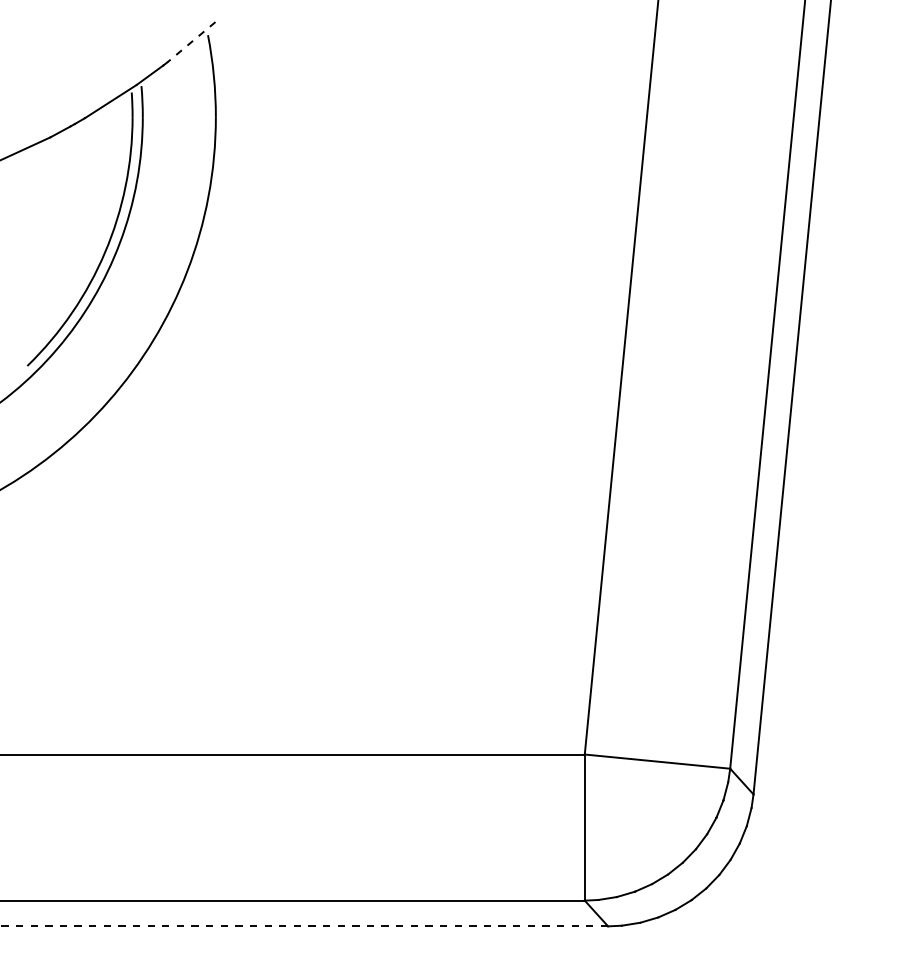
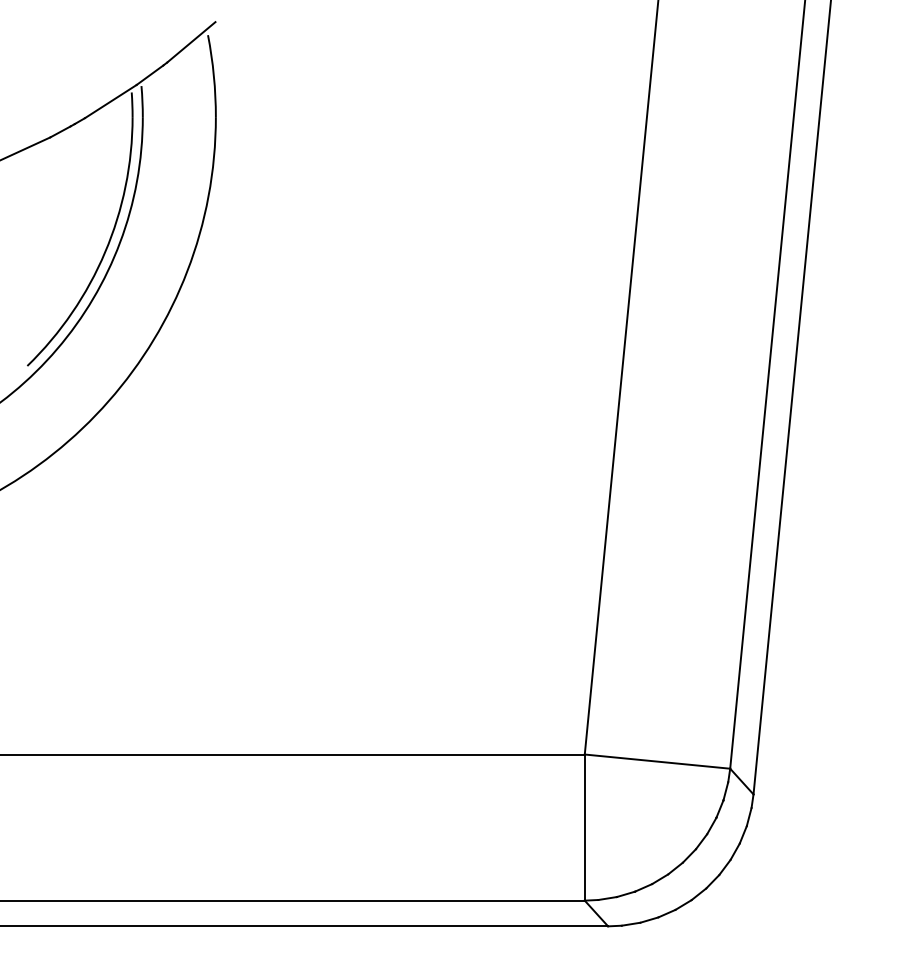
line: dashed -> solid (190, 42)
line: dashed -> solid (304, 926)
